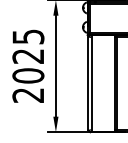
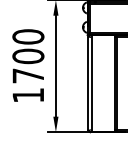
text: 2025 -> 1700 (28, 65)
